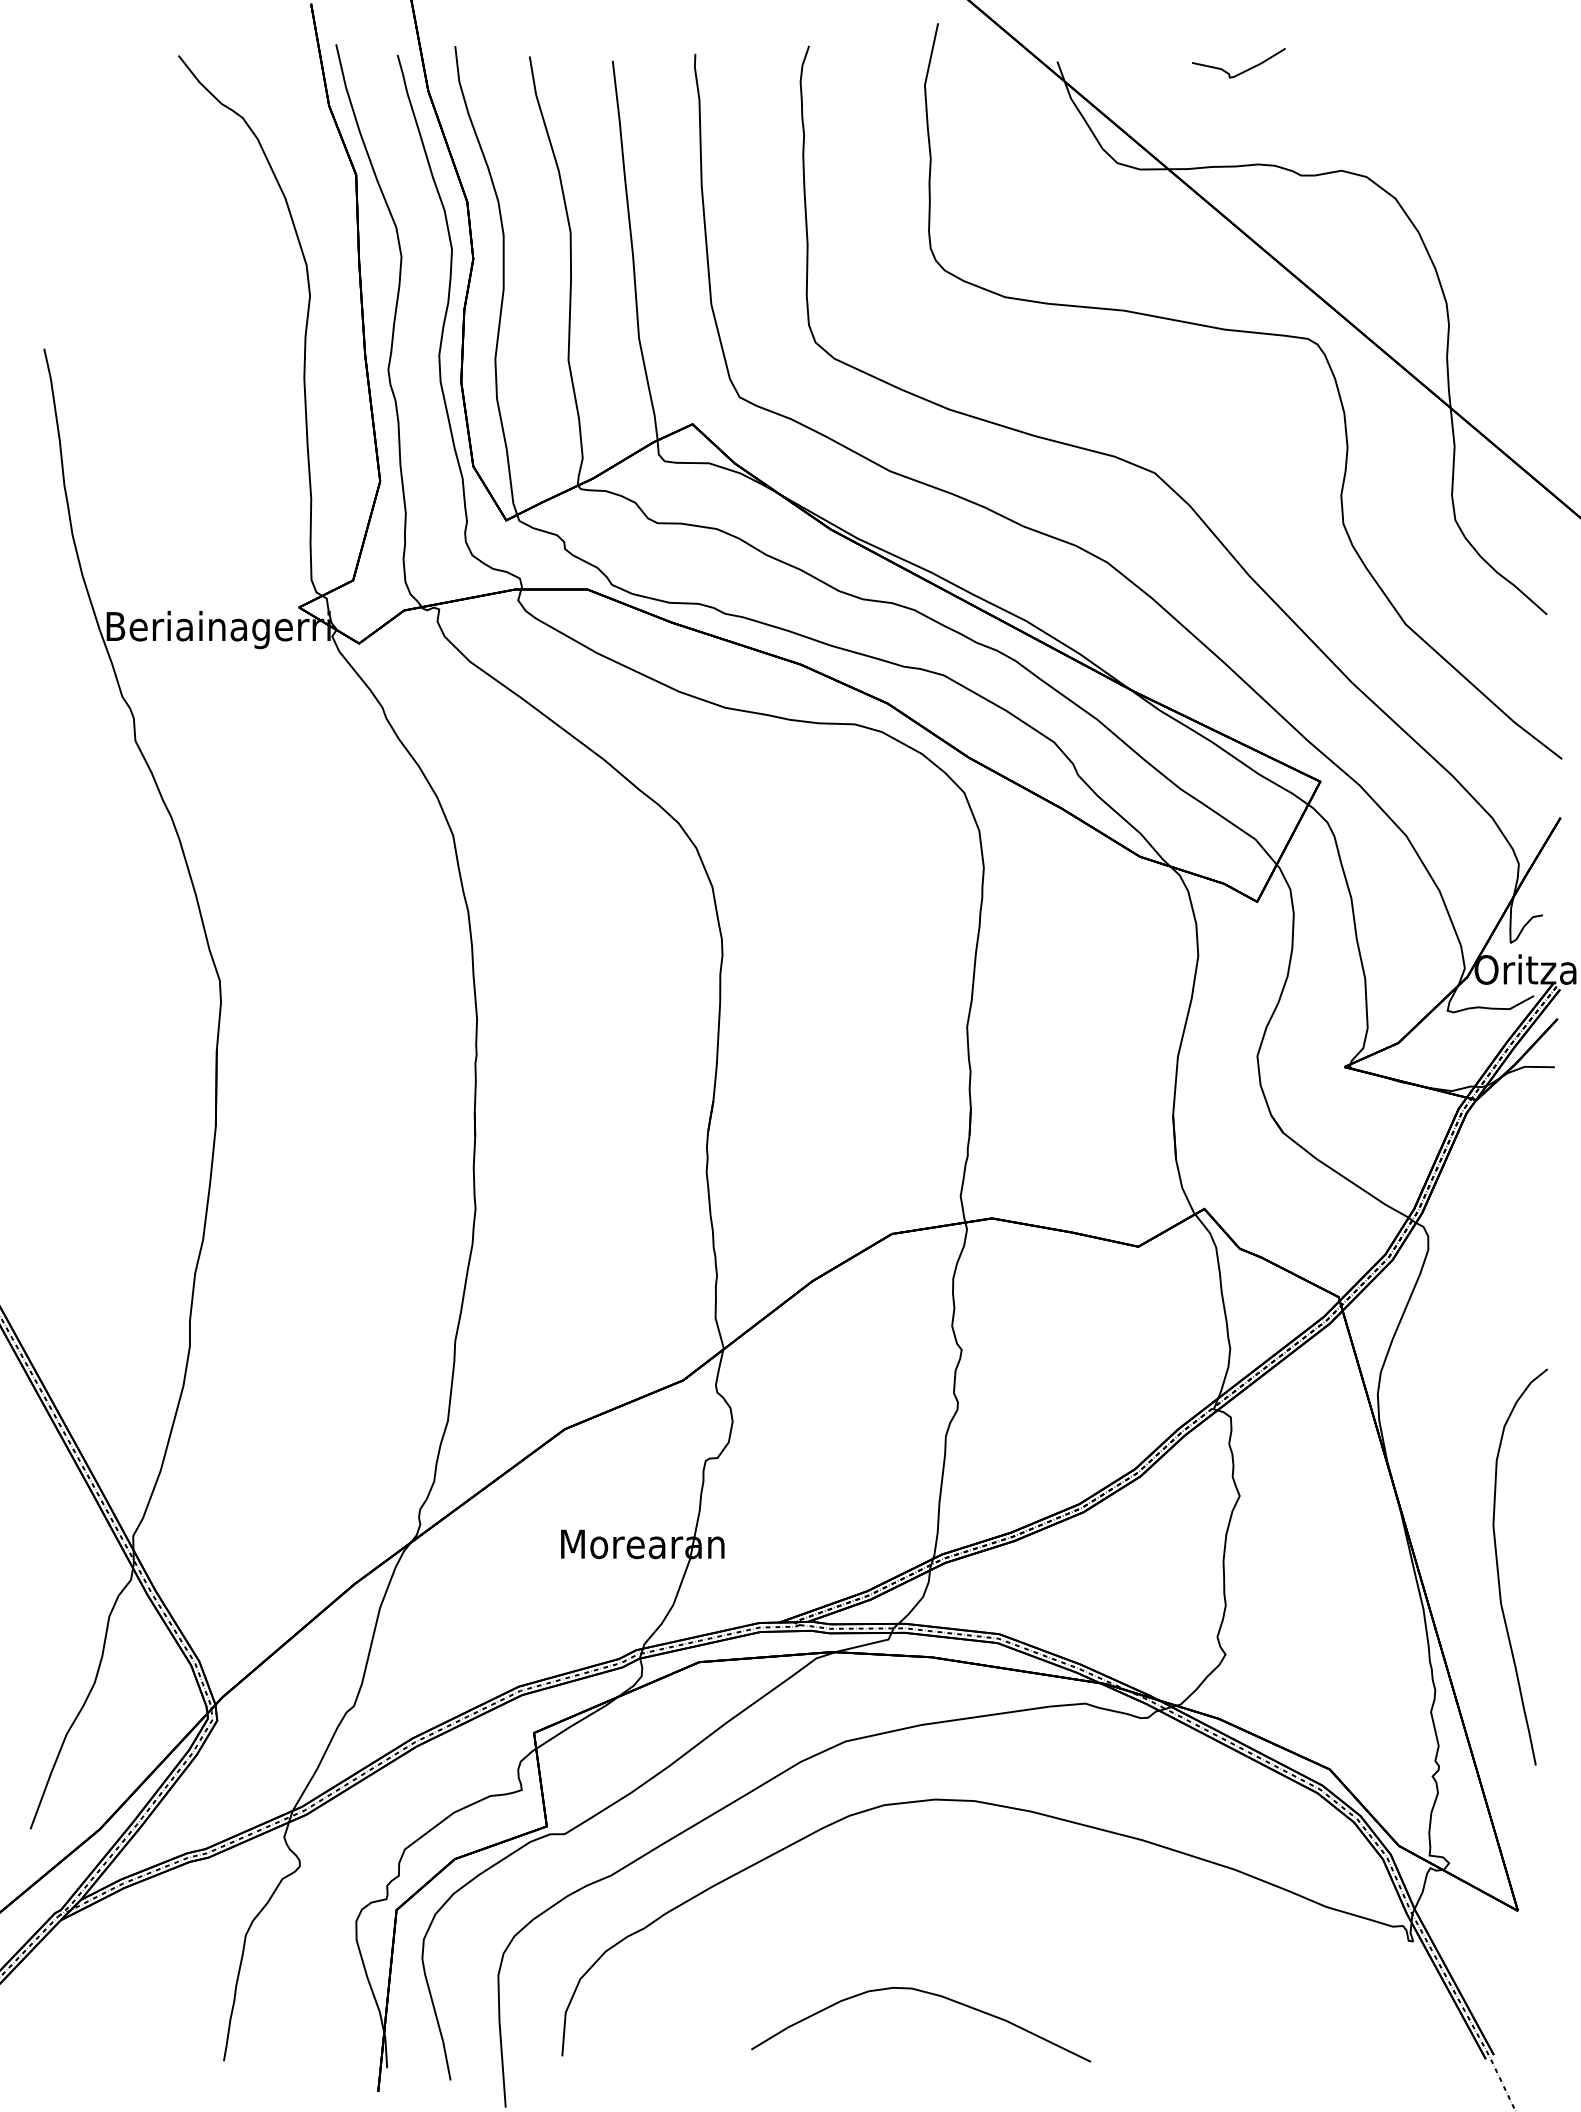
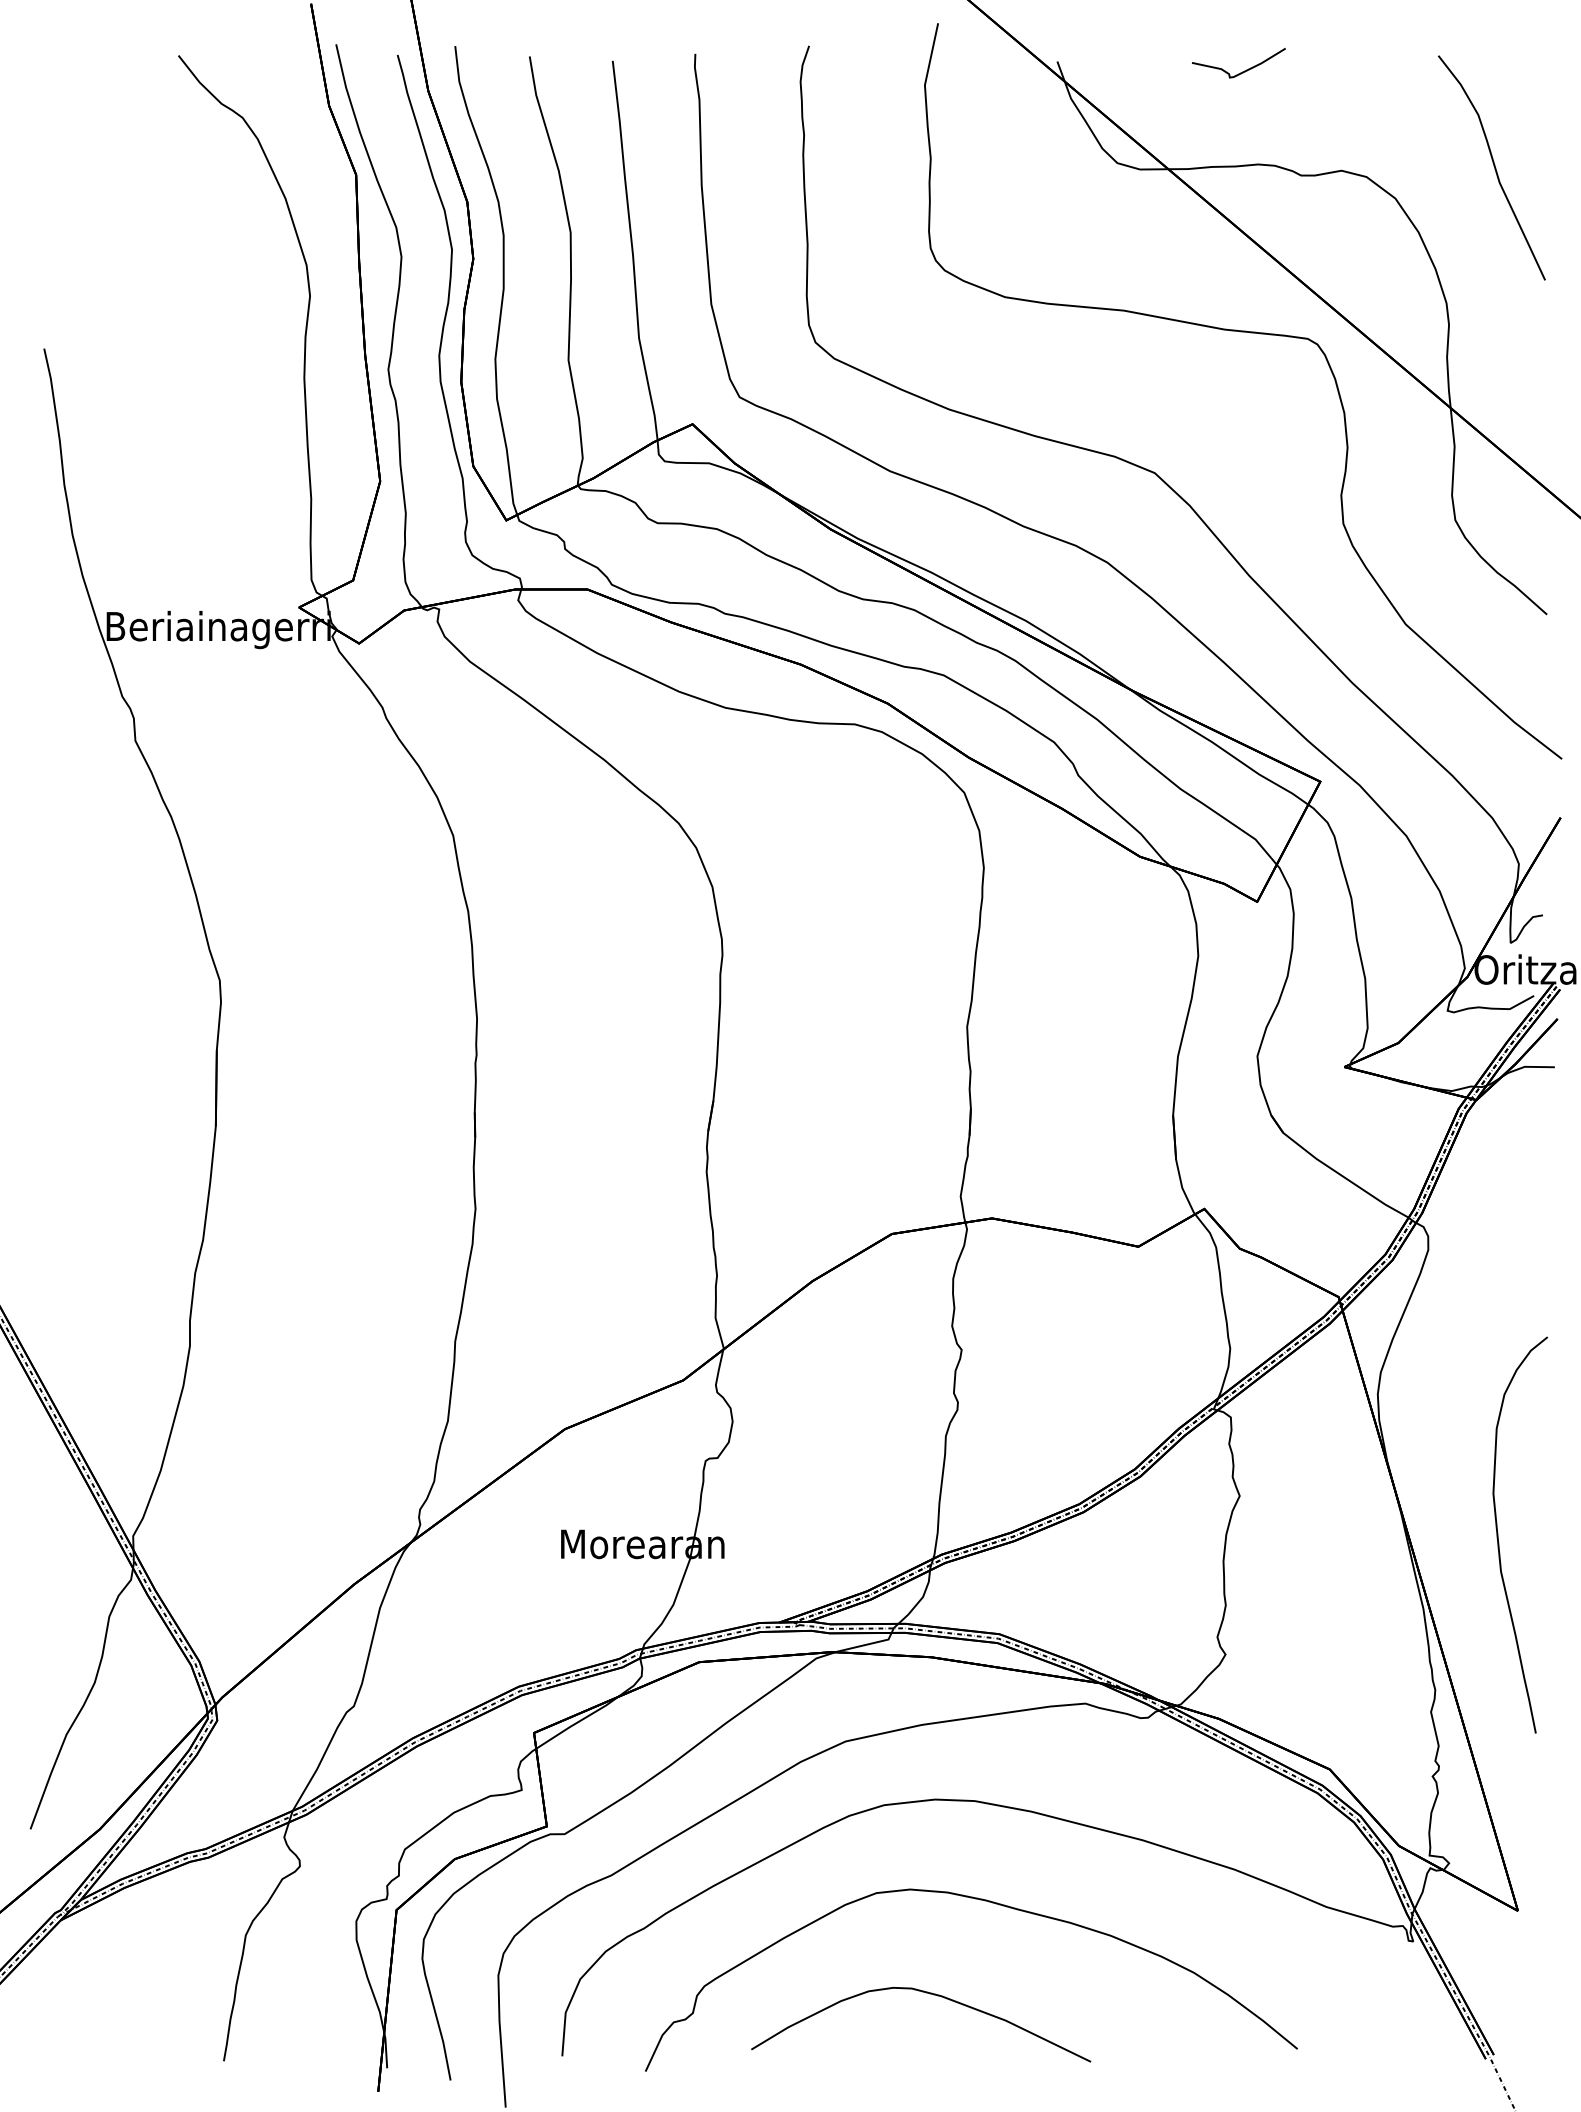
curve: none -> present (1493, 166)
curve position: (1498, 1566) -> (1498, 1534) (1498, 1534)
curve: none -> present (995, 1904)
